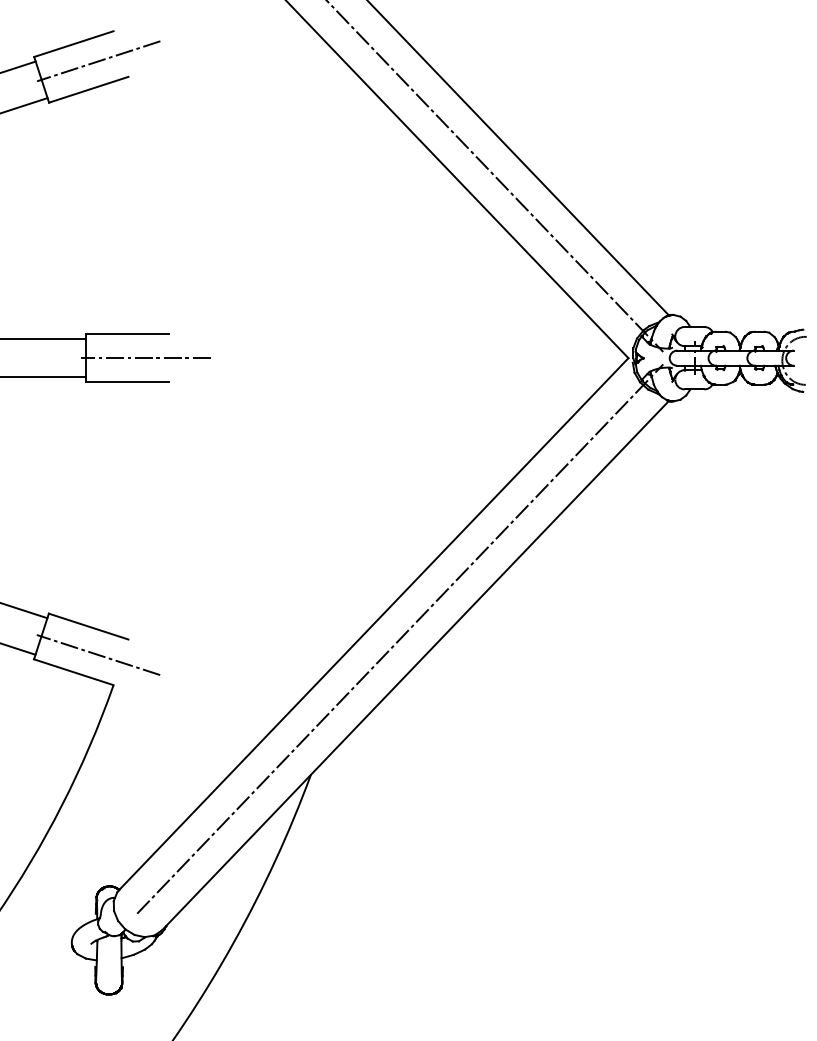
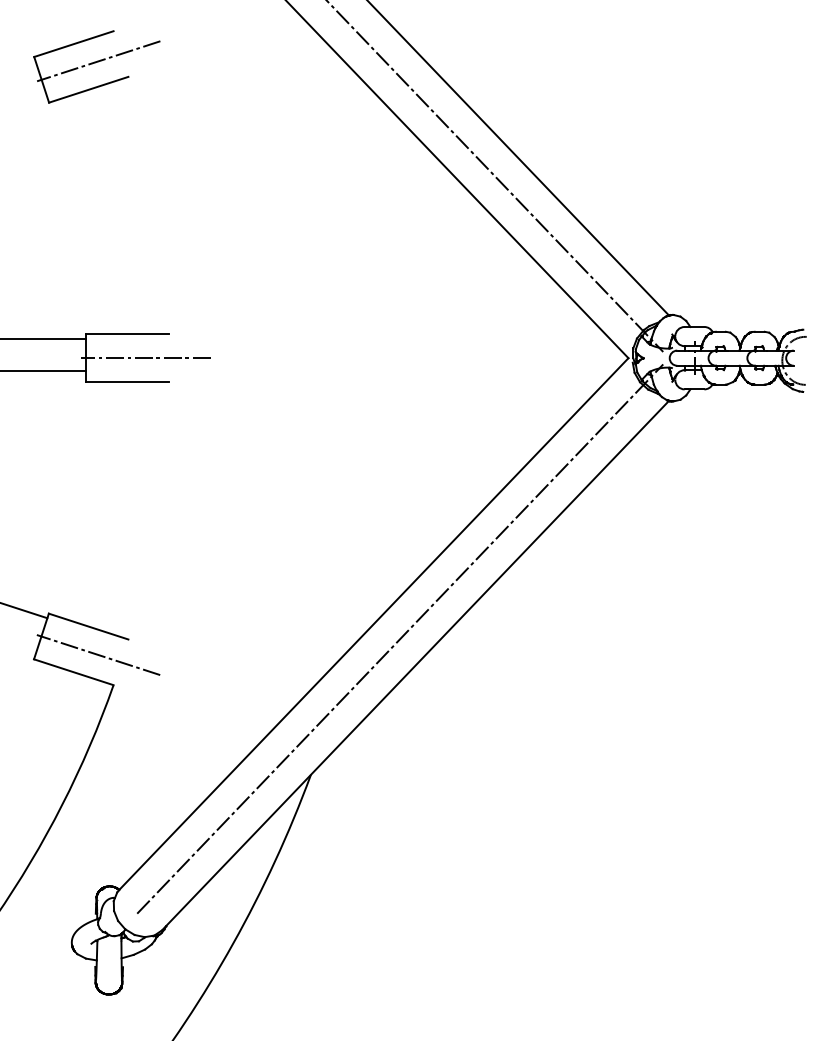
line: present -> none (18, 66)
line: present -> none (24, 105)
line position: (43, 377) -> (43, 371) (43, 371)
line: present -> none (18, 648)
